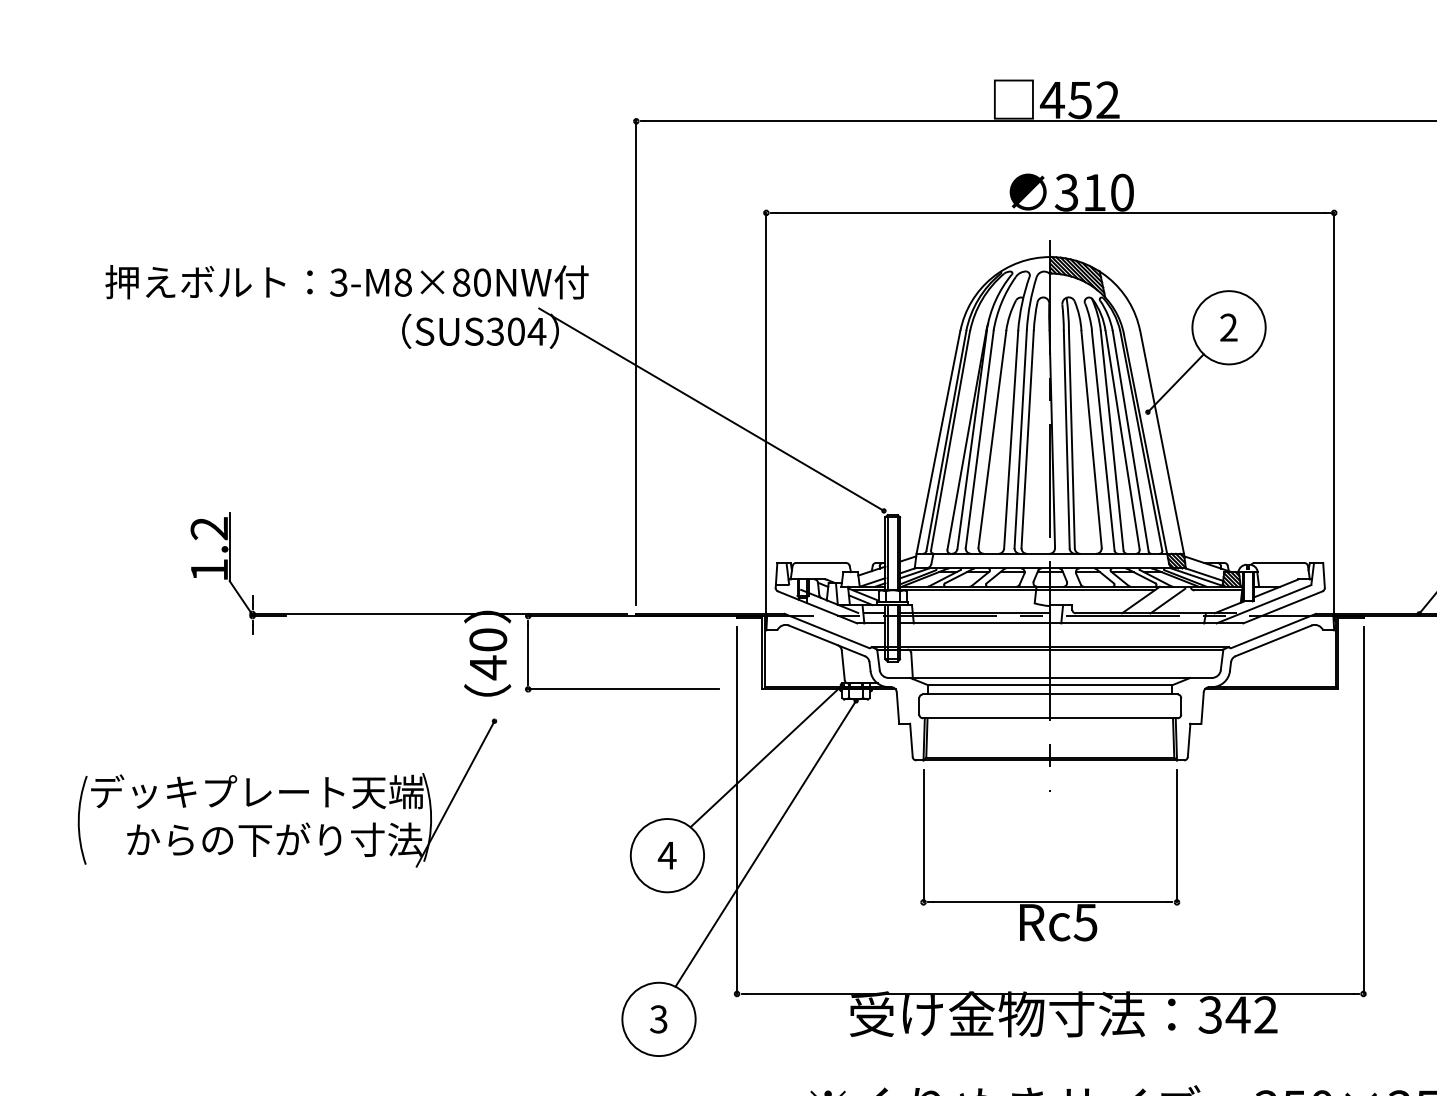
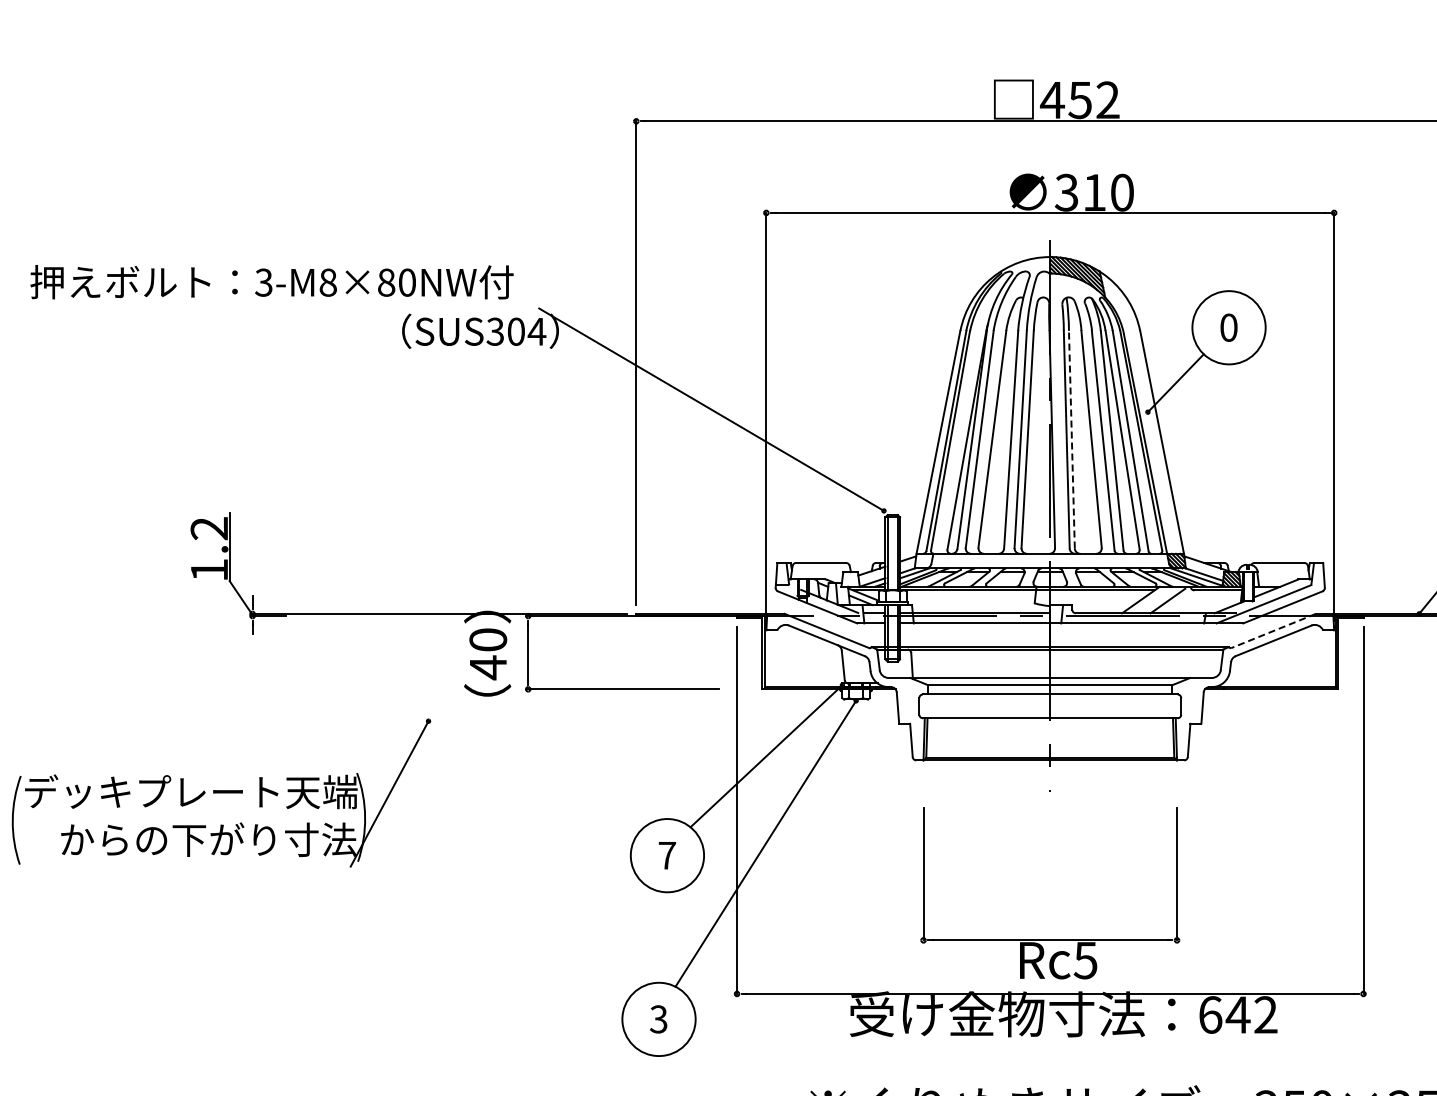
text position: (346, 282) -> (271, 282) (271, 282)
text: 2 -> 0 (1228, 327)
line: solid -> dashed (1071, 439)
line: solid -> dashed (1273, 631)
part position: (287, 792) -> (221, 792) (221, 792)
text: 4 -> 7 (666, 855)
part position: (1050, 901) -> (1050, 939) (1050, 939)
text: 342 -> 642 (1210, 1014)
